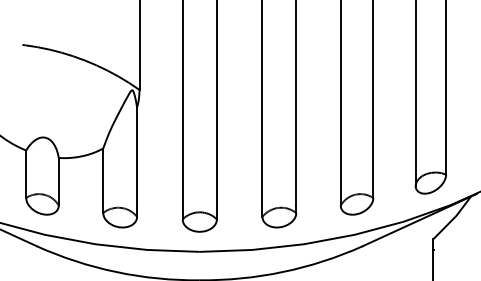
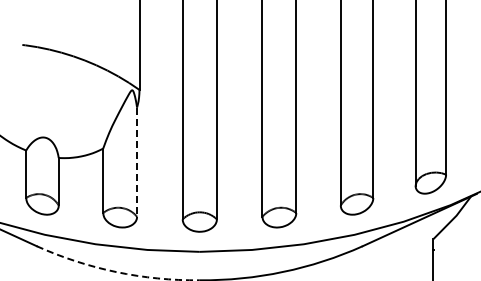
line: solid -> dashed (137, 162)
arc: solid -> dashed (116, 272)
